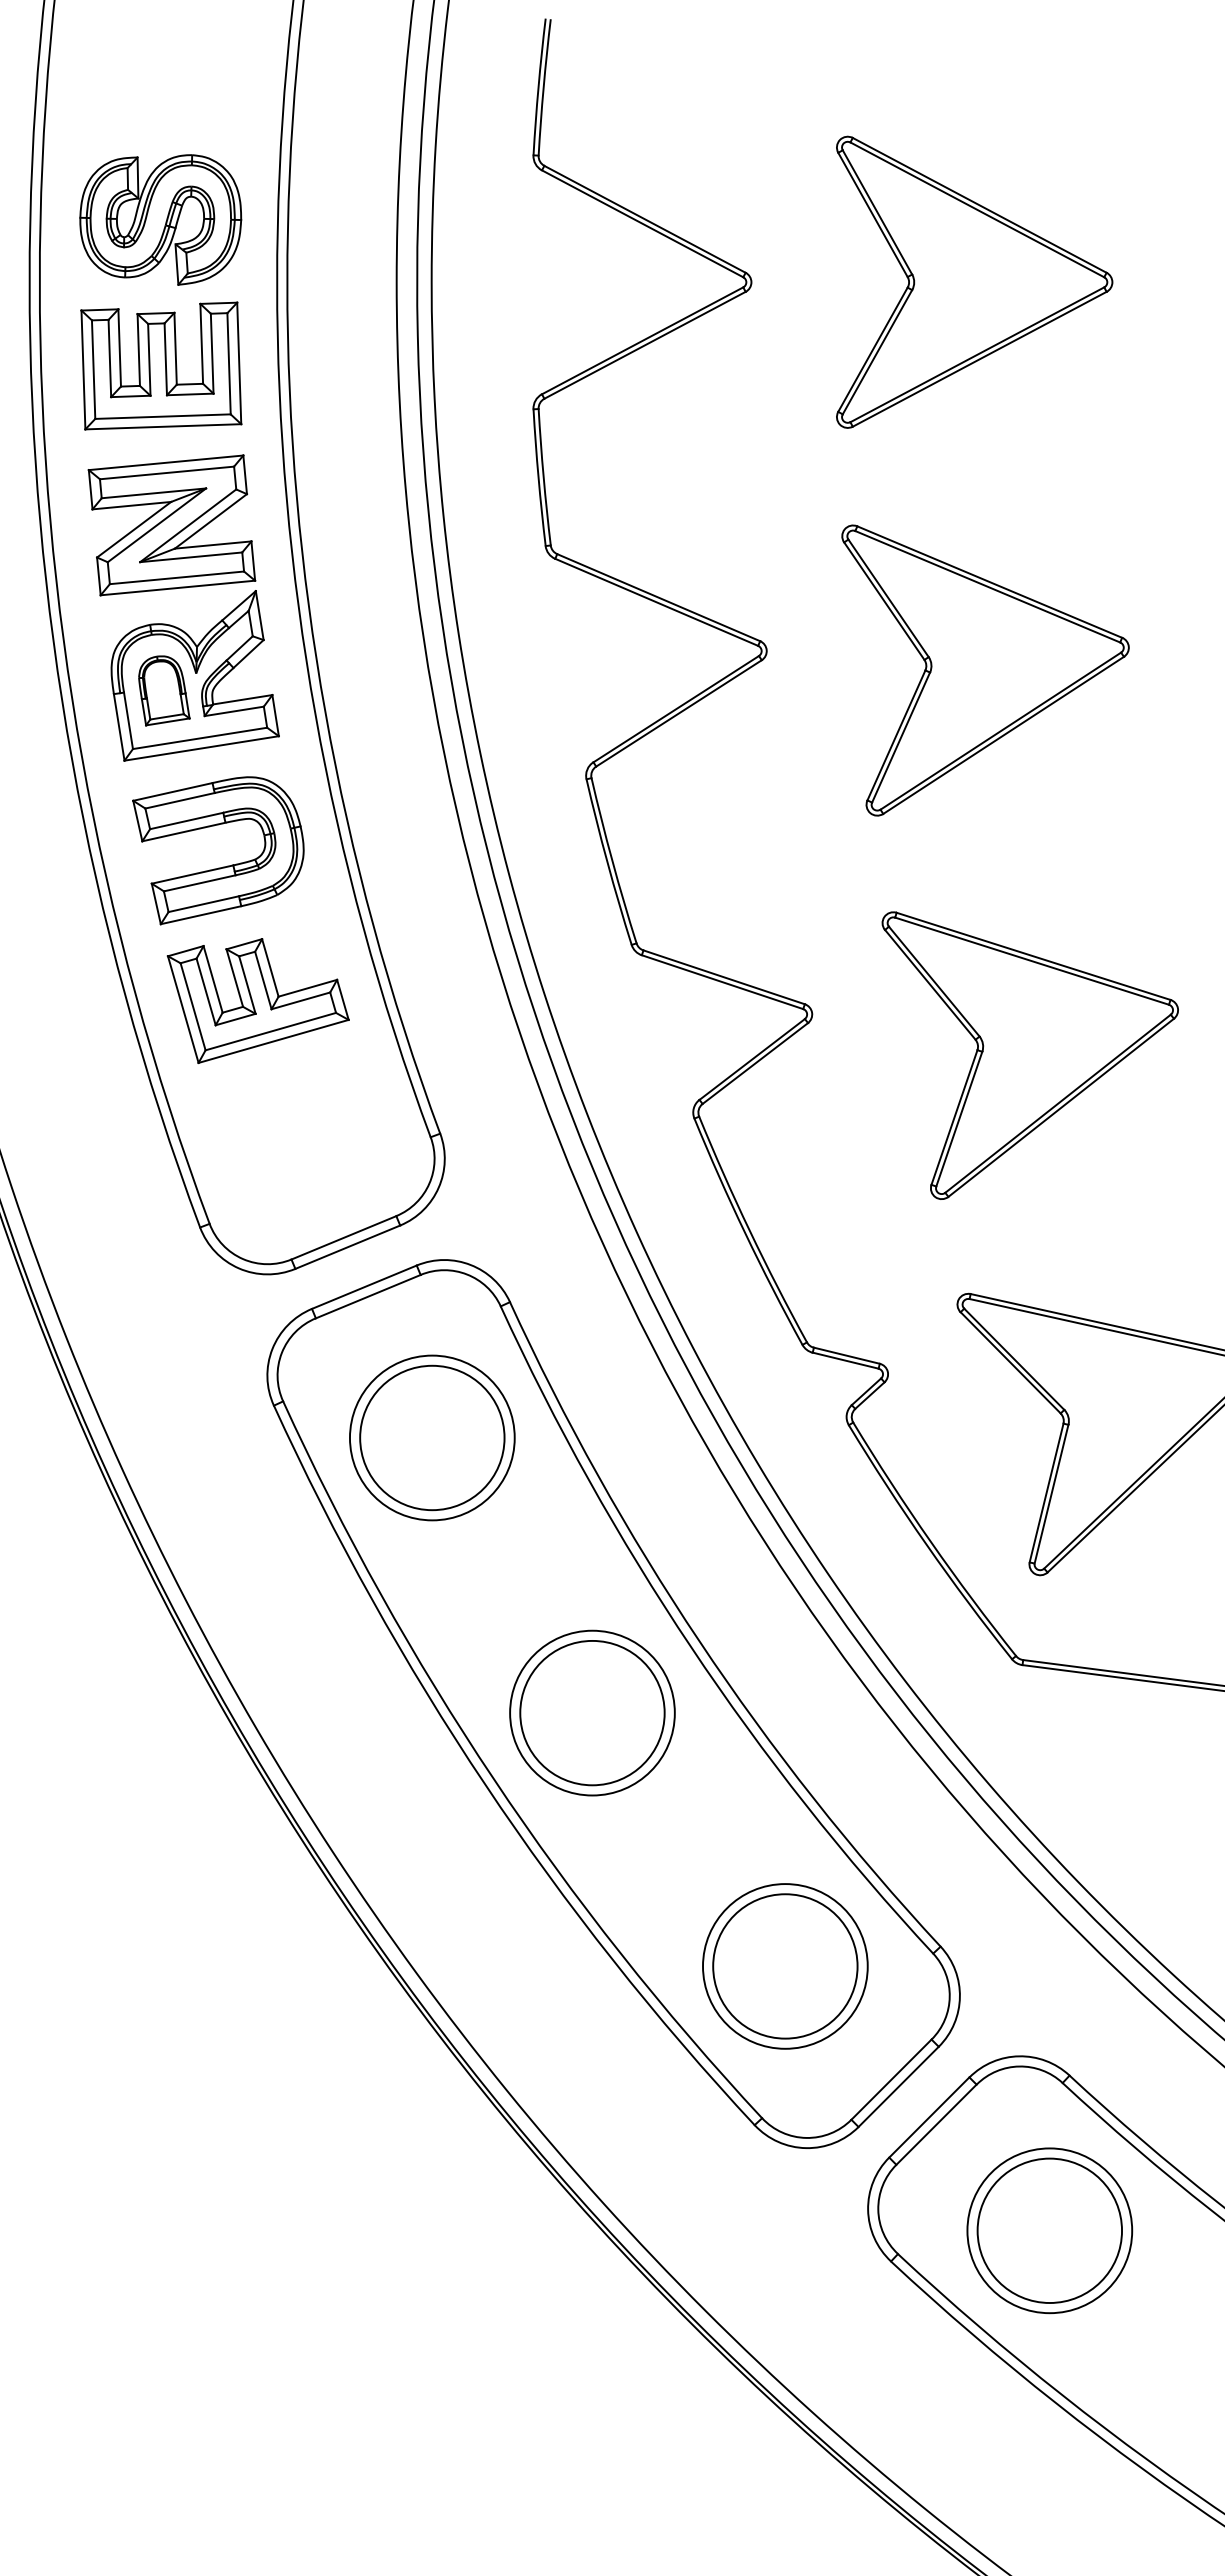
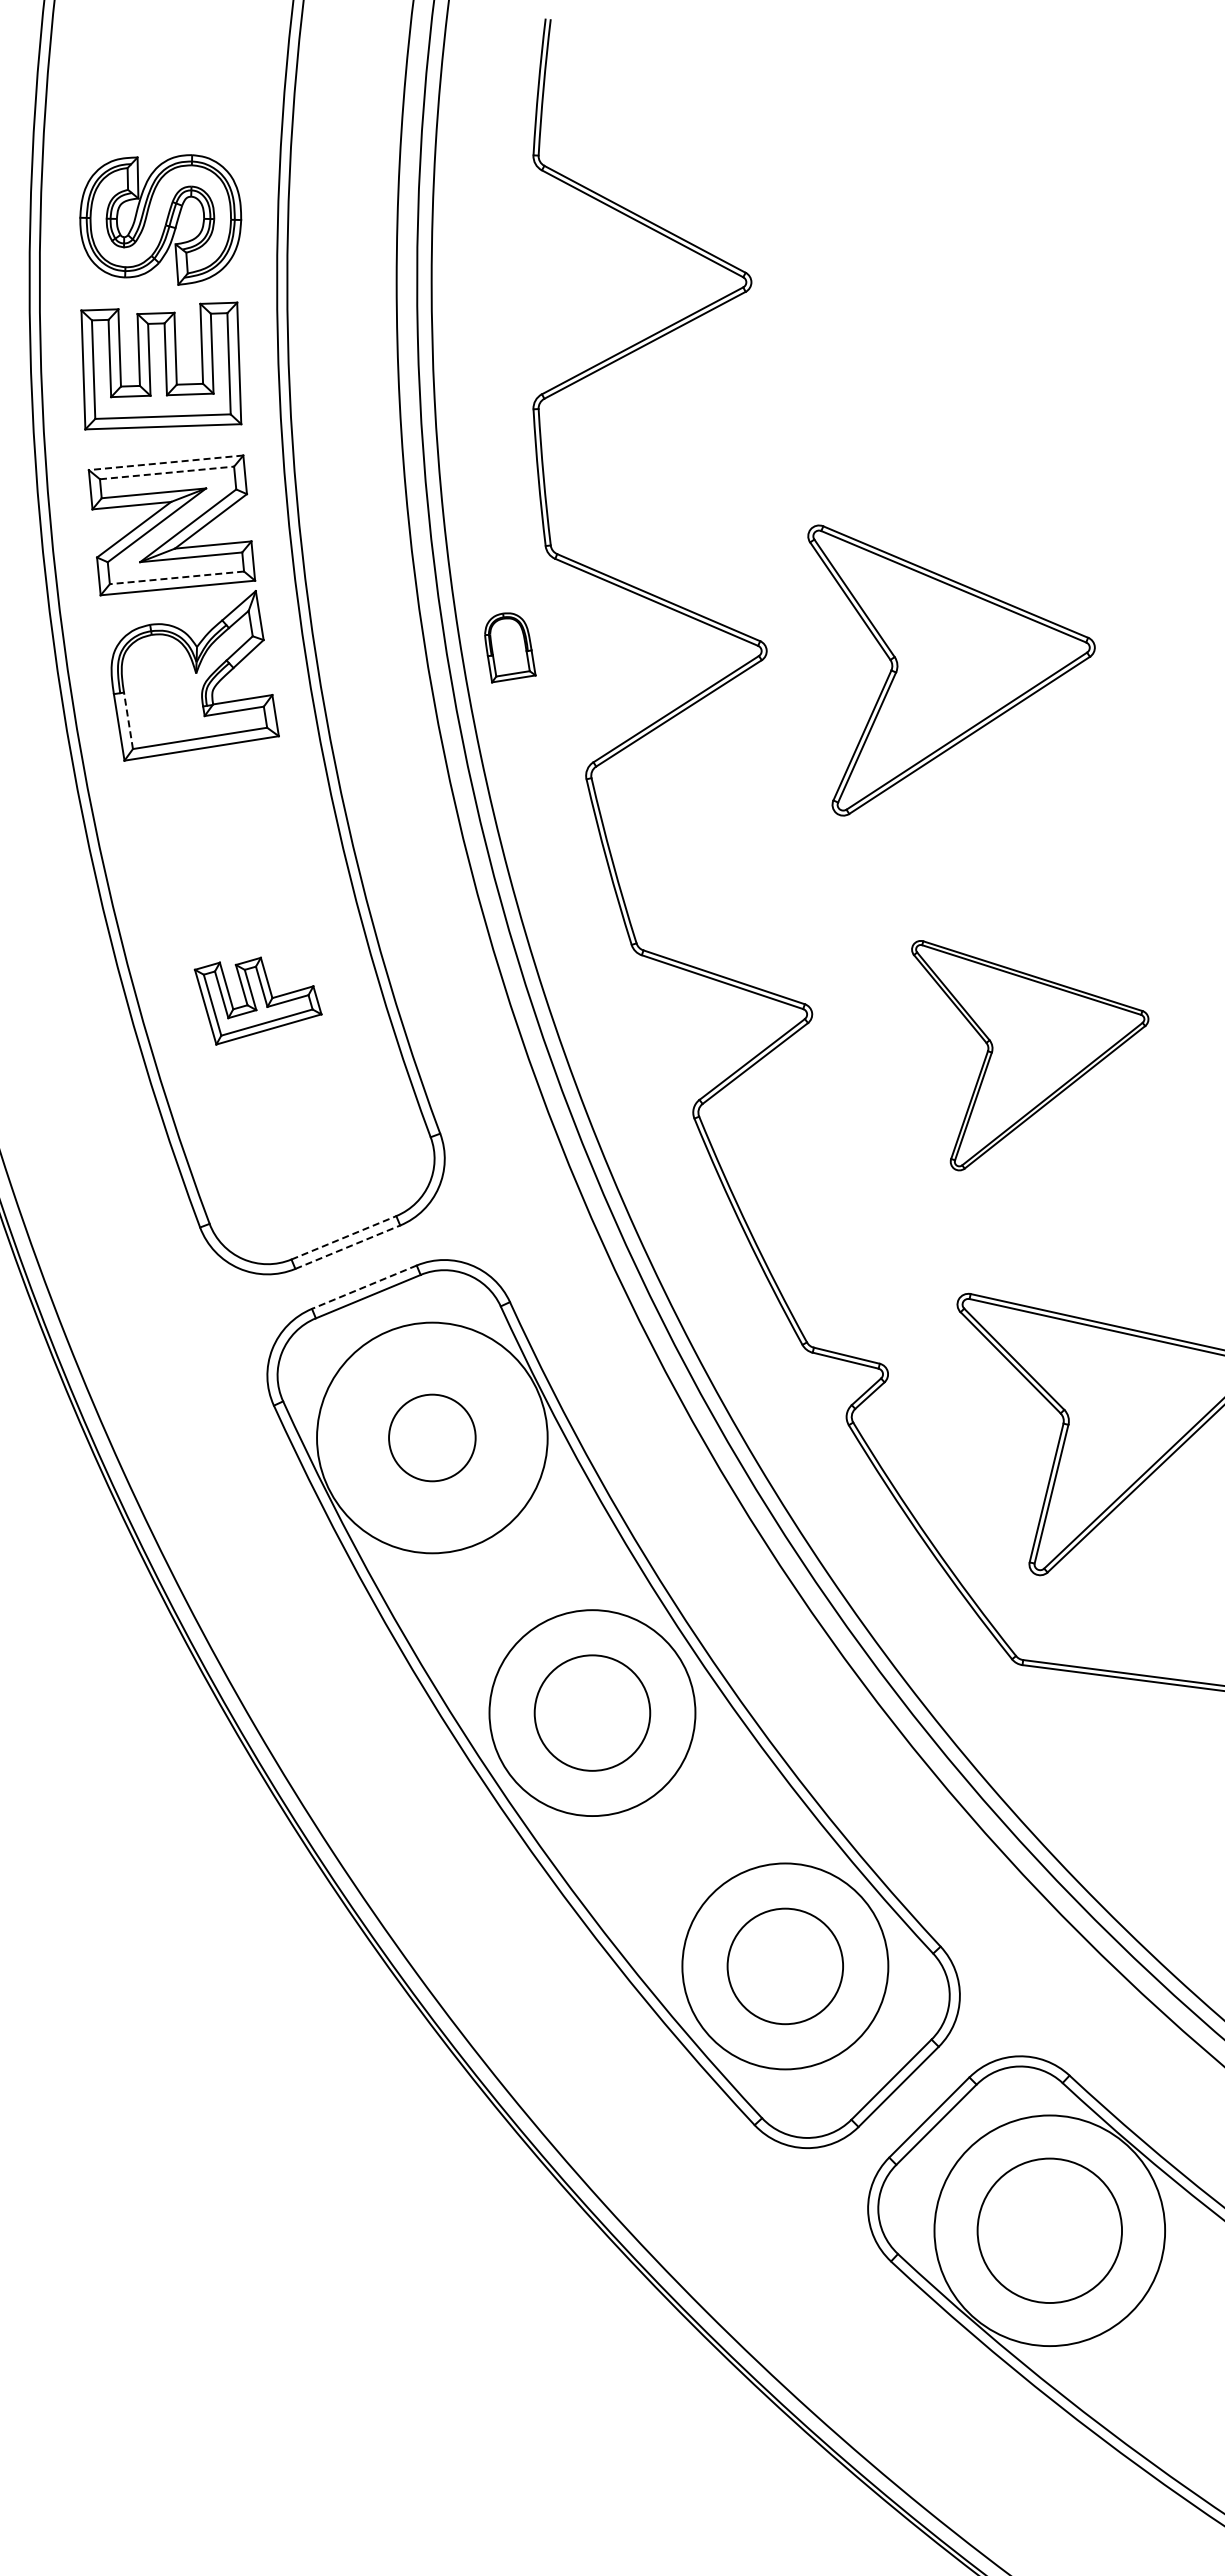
part: present -> none (974, 281)
line: solid -> dashed (166, 462)
line: solid -> dashed (167, 472)
line: solid -> dashed (176, 577)
part position: (985, 670) -> (951, 670) (951, 670)
part position: (164, 690) -> (510, 647) (510, 647)
line: solid -> dashed (128, 720)
part: present -> none (222, 866)
part size: 184x127 px -> 130x90 px (257, 1000)
part size: 298x289 px -> 239x232 px (1030, 1055)
line: solid -> dashed (343, 1237)
line: solid -> dashed (347, 1247)
line: solid -> dashed (364, 1287)
circle diameter: 165 px -> 231 px (432, 1437)
circle diameter: 144 px -> 87 px (432, 1437)
circle diameter: 144 px -> 116 px (592, 1712)
circle diameter: 165 px -> 206 px (592, 1713)
circle diameter: 144 px -> 116 px (785, 1966)
circle diameter: 165 px -> 206 px (785, 1966)
circle diameter: 165 px -> 231 px (1049, 2230)
